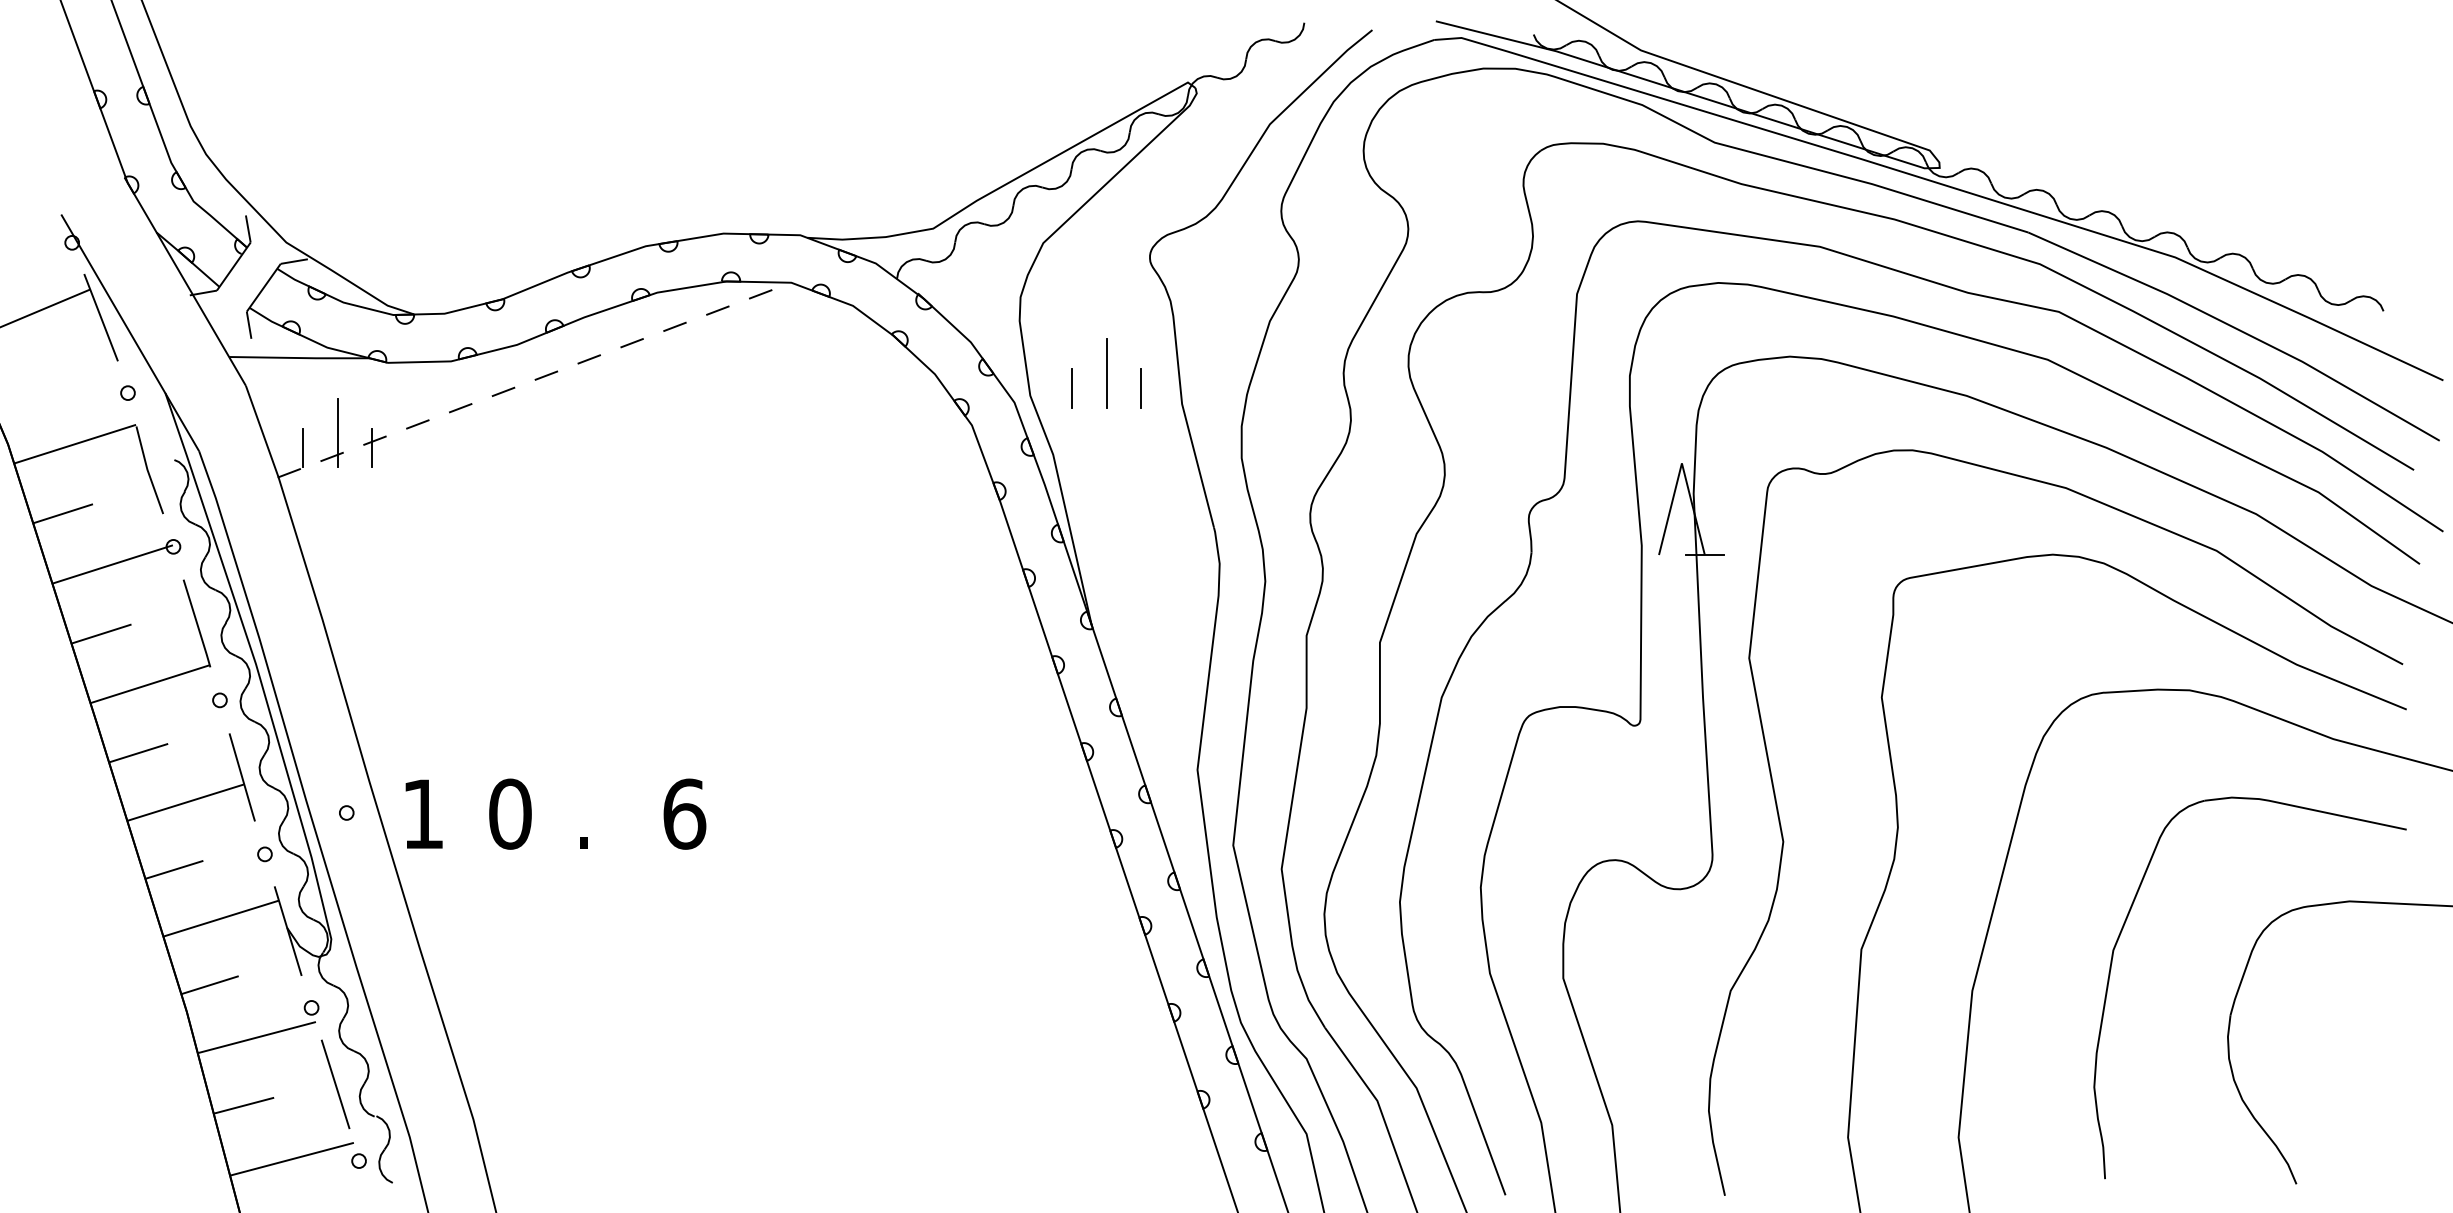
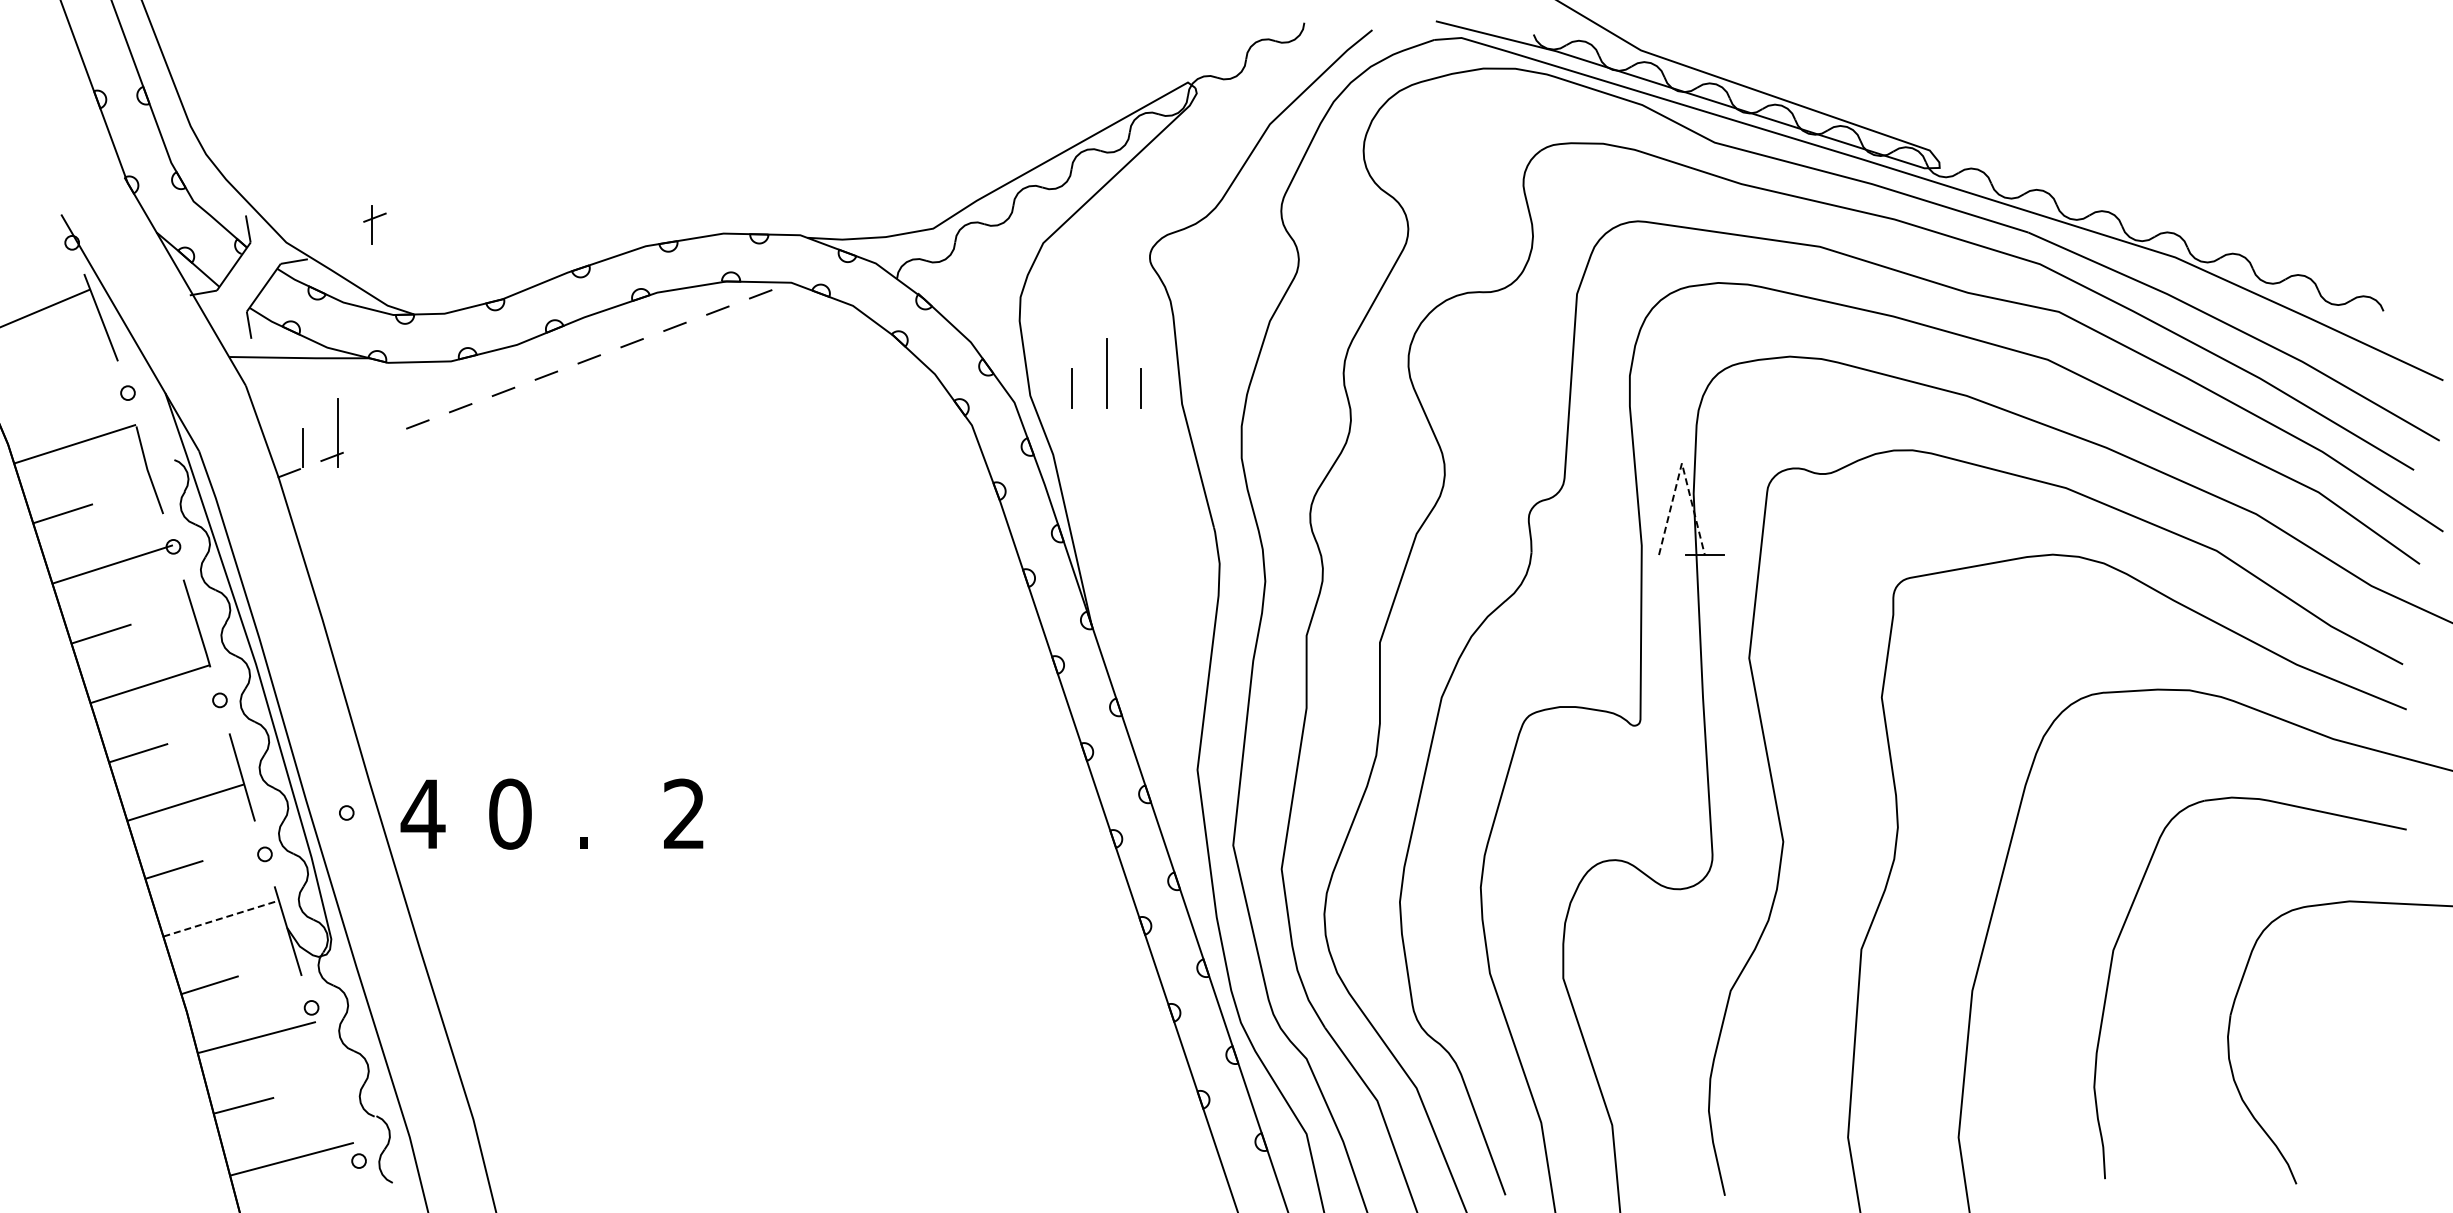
part position: (374, 447) -> (374, 224) (374, 224)
line: solid -> dashed (1681, 463)
text: 1 -> 4 (422, 813)
text: 6 -> 2 (684, 813)
line: solid -> dashed (221, 918)
line: present -> none (335, 1084)
